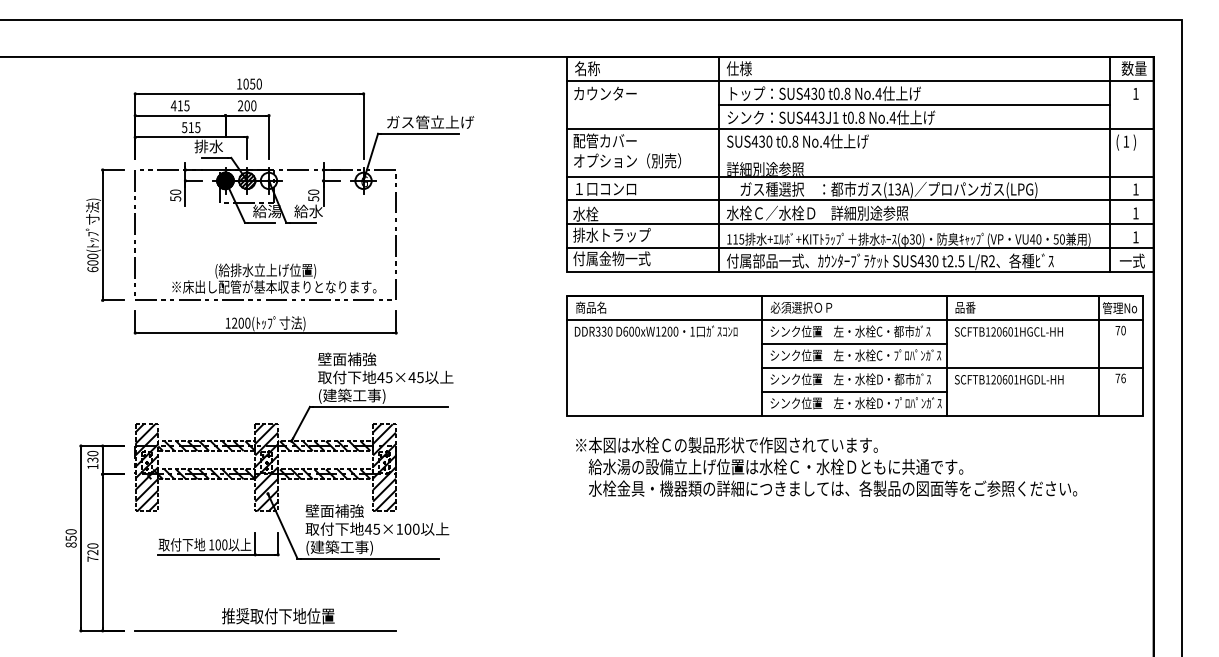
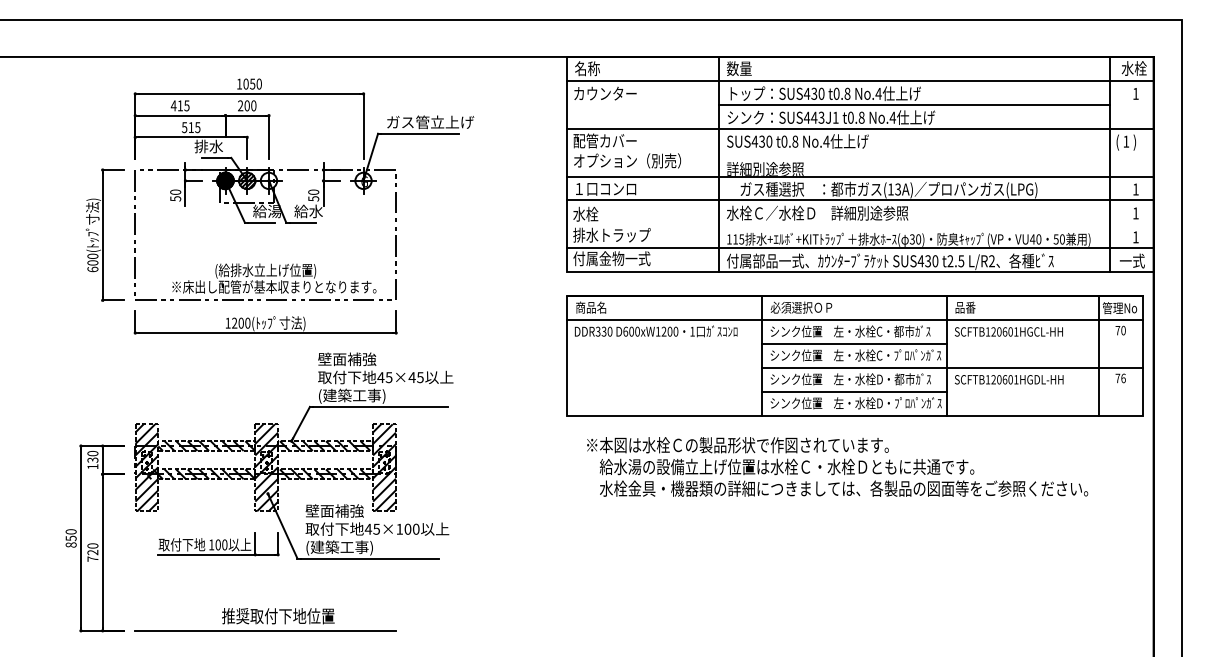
text: 仕様 -> 数量 (738, 68)
text: 数量 -> 水栓 (1133, 68)
line: present -> none (859, 224)
text position: (826, 466) -> (837, 466) (837, 466)
